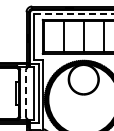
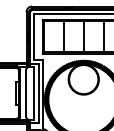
line: dashed -> solid (73, 14)
line: dashed -> solid (25, 93)
